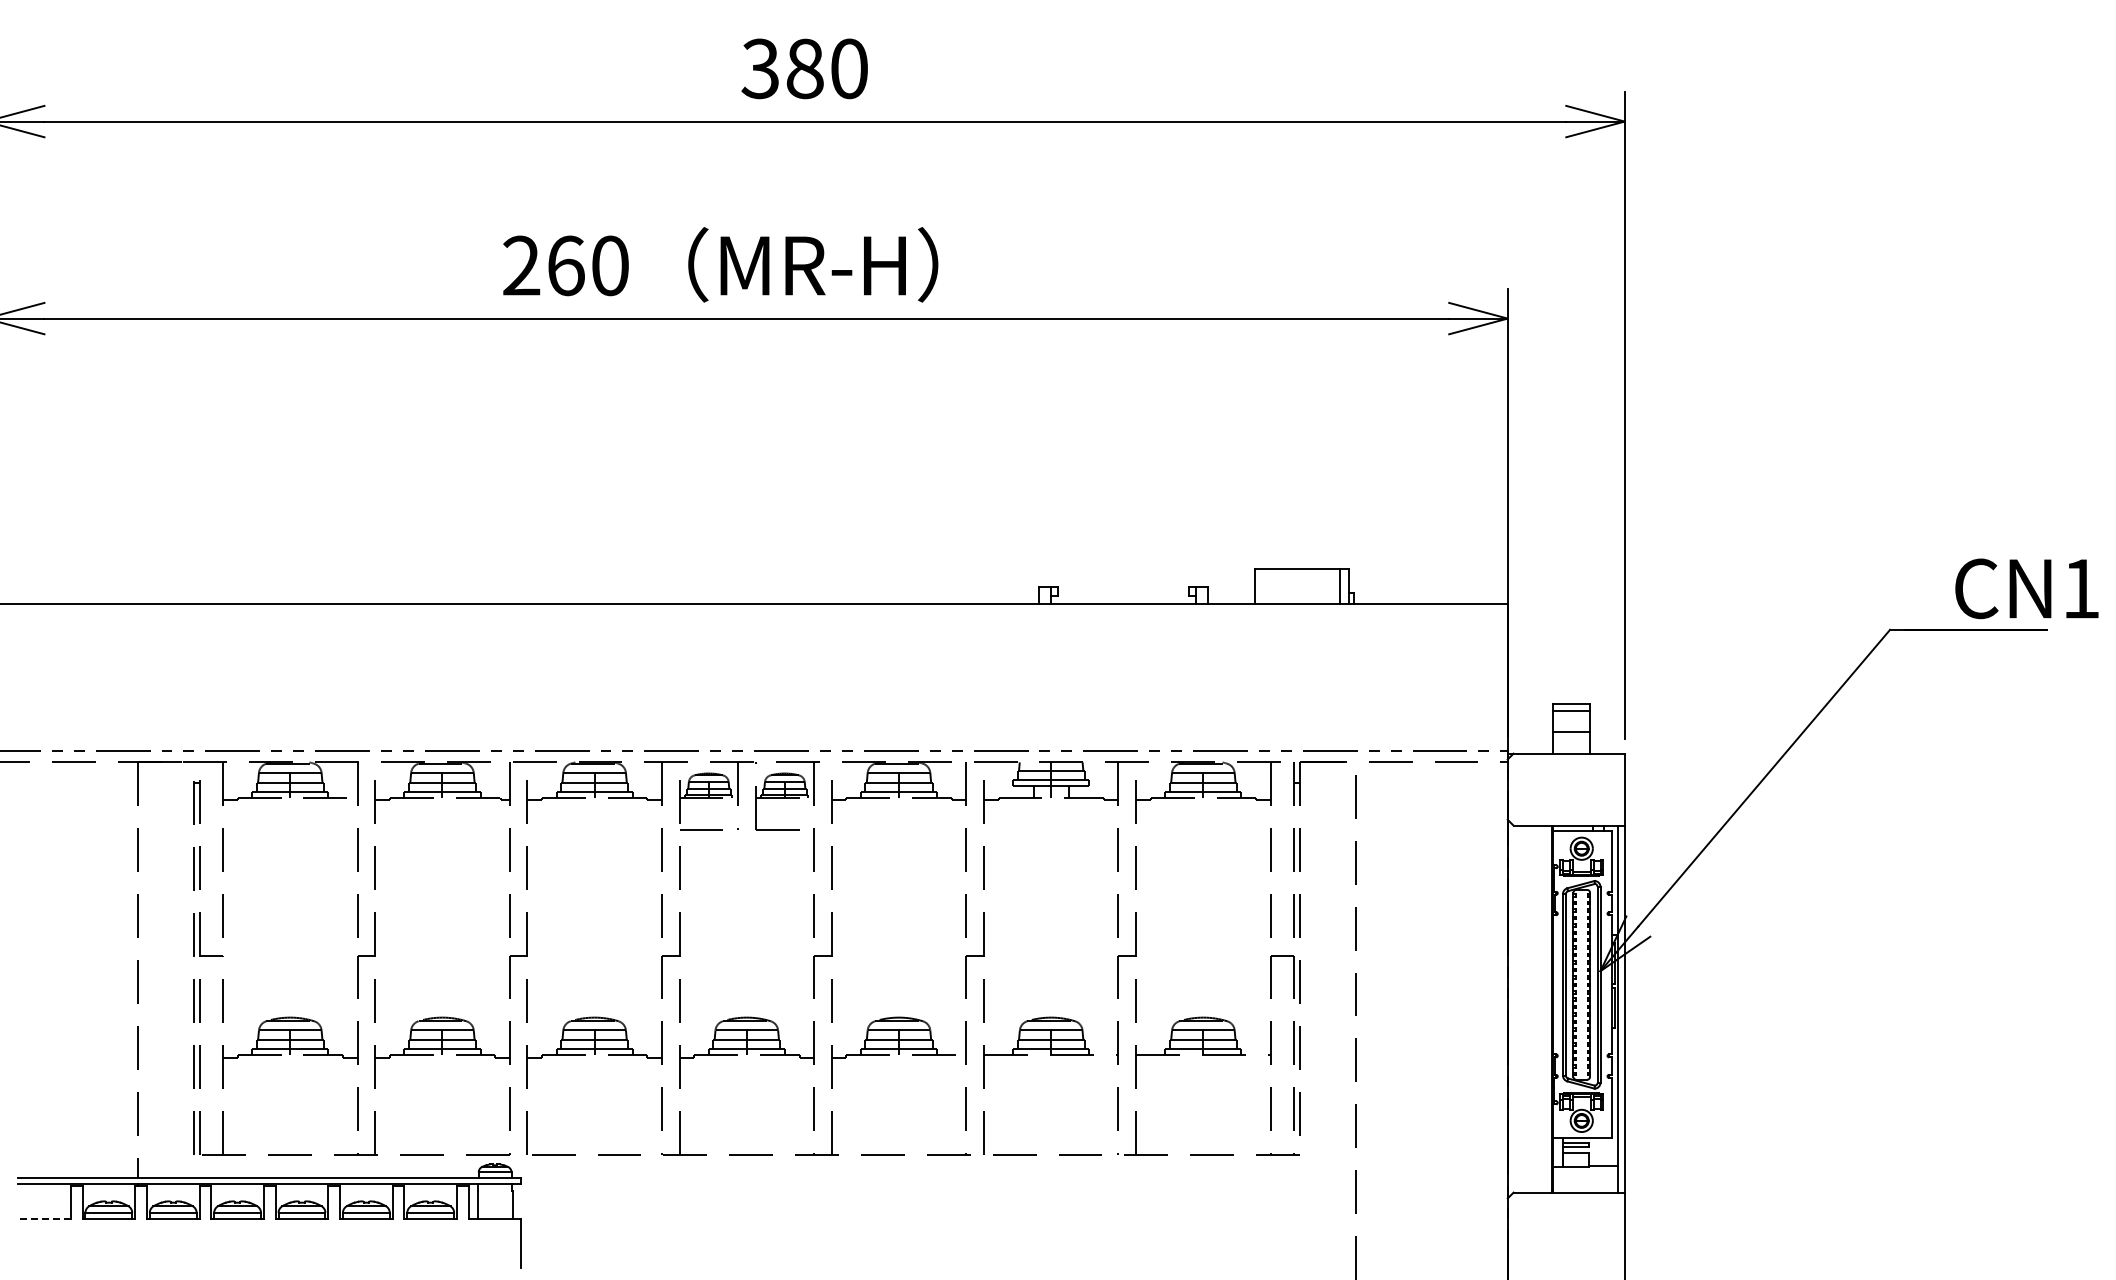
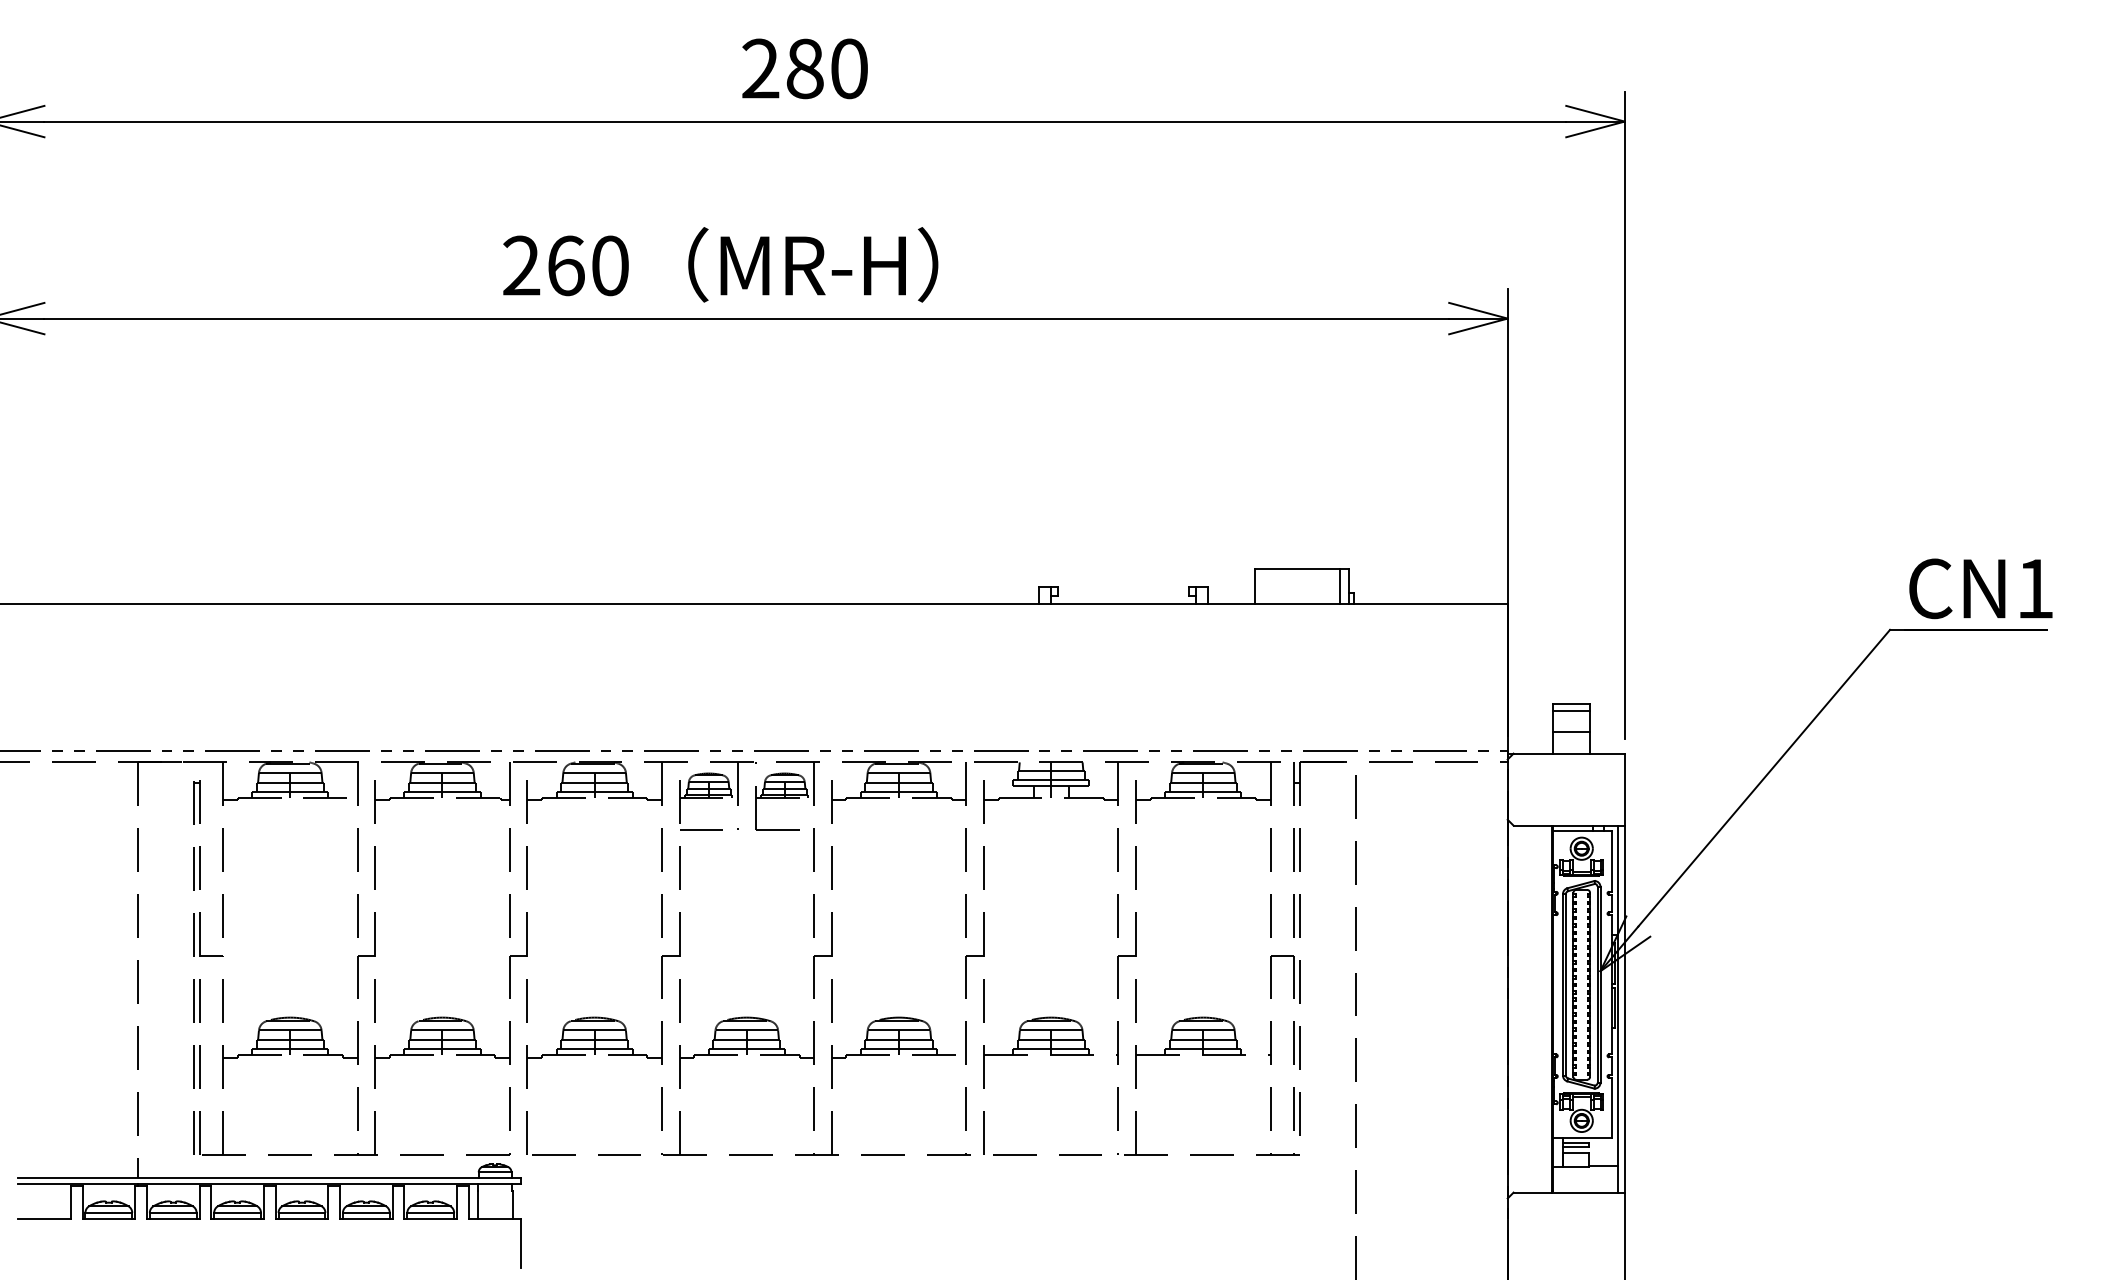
text: 380 -> 280 (760, 69)
text position: (2026, 588) -> (1980, 588) (1980, 588)
line: dashed -> solid (43, 1218)
